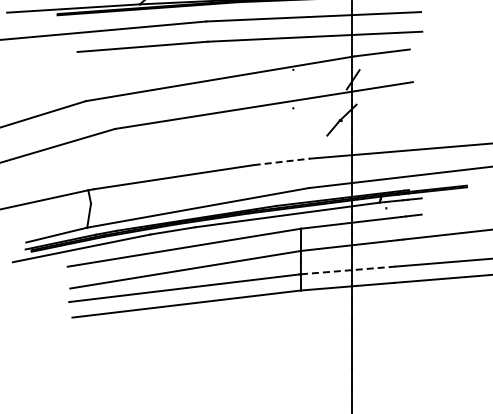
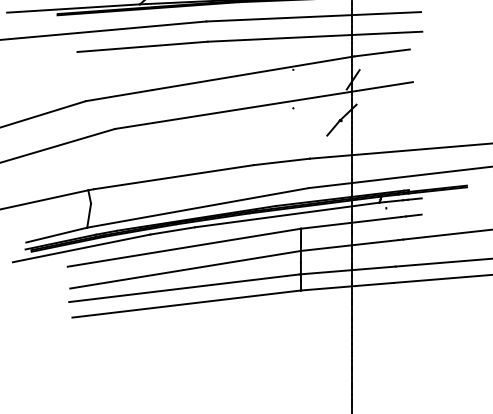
line: dashed -> solid (282, 161)
line: dashed -> solid (348, 270)
